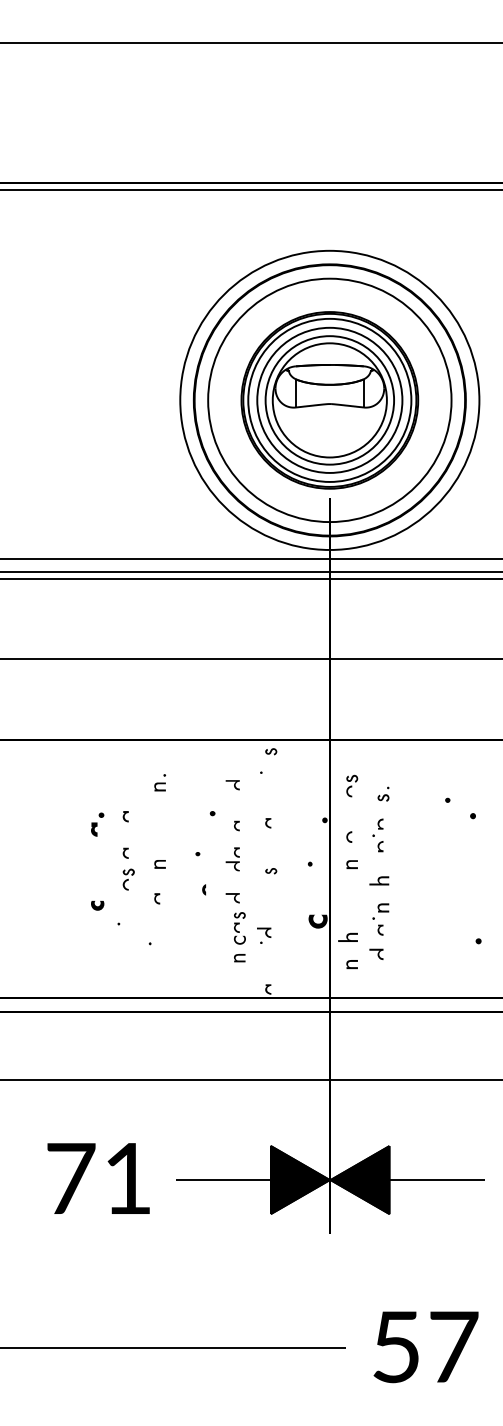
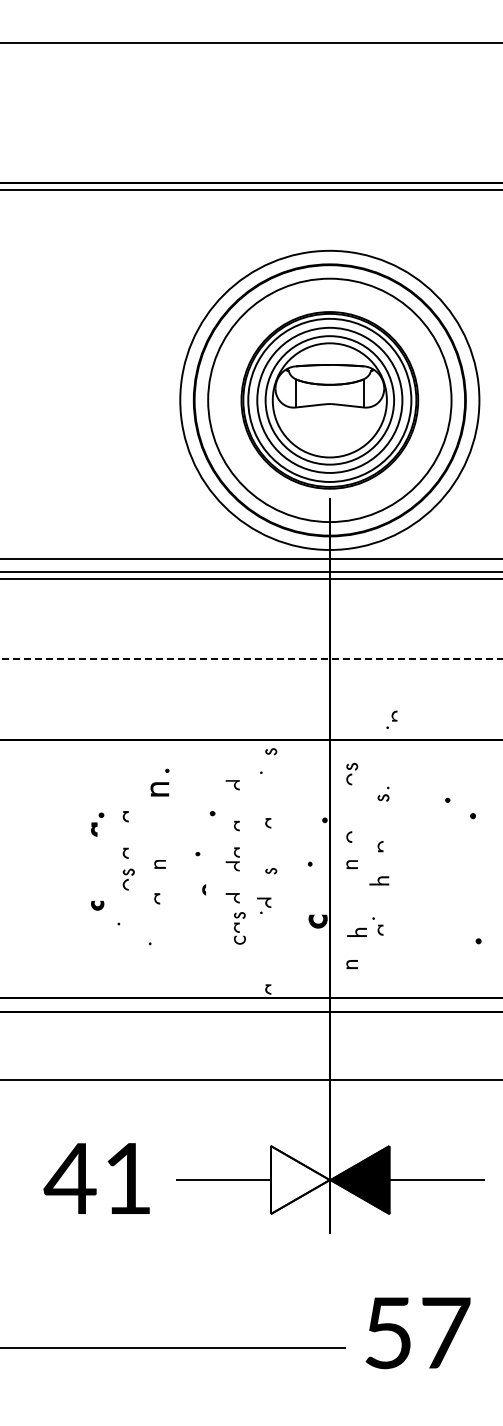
line: solid -> dashed (251, 658)
part size: 13x18 px -> 20x29 px (159, 782)
part position: (352, 785) -> (352, 773) (352, 773)
part position: (377, 827) -> (391, 719) (391, 719)
fill: present -> none (383, 907)
part position: (264, 935) -> (264, 905) (264, 905)
part position: (347, 936) -> (356, 931) (356, 931)
fill: present -> none (376, 954)
fill: present -> none (239, 957)
text: 71 -> 41 (69, 1178)
fill: present -> none (299, 1180)
text position: (425, 1347) -> (417, 1333) (417, 1333)
